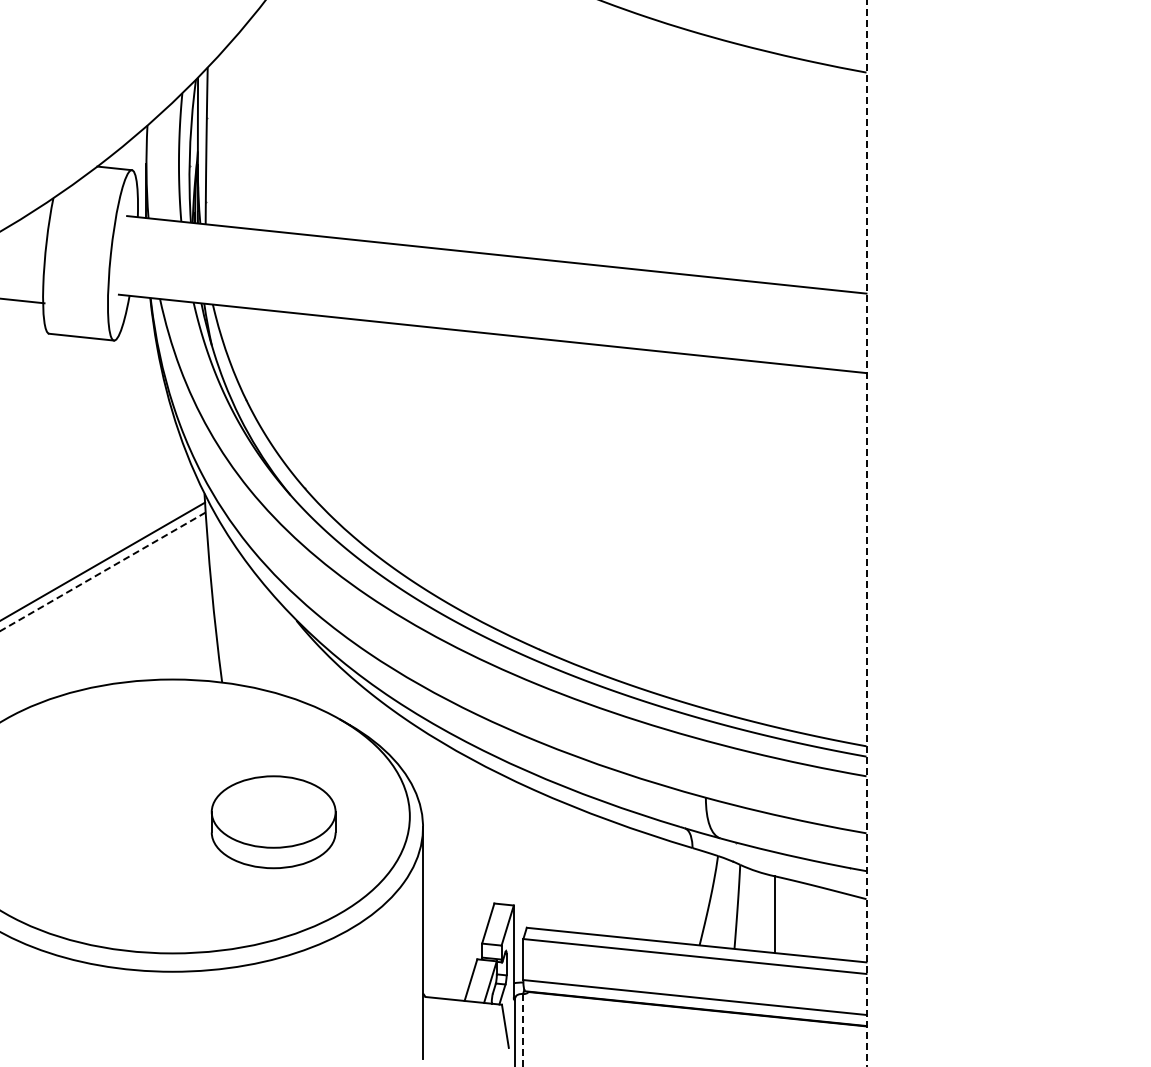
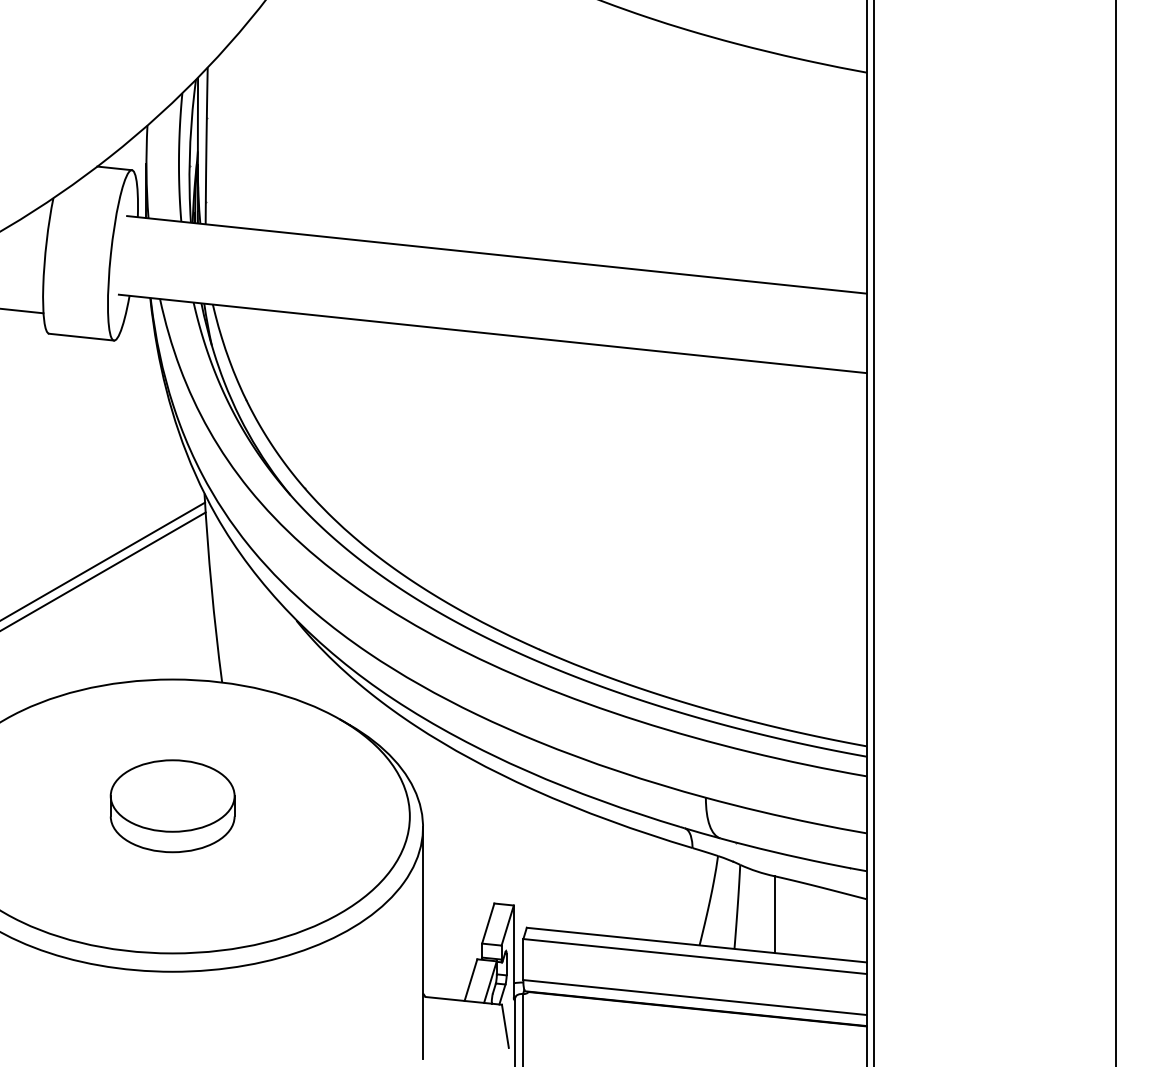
line position: (23, 300) -> (22, 311) (22, 311)
line: none -> present (874, 532)
line: none -> present (1116, 532)
line: dashed -> solid (866, 533)
line: dashed -> solid (102, 571)
part position: (273, 822) -> (172, 806) (172, 806)
line: dashed -> solid (523, 1030)
